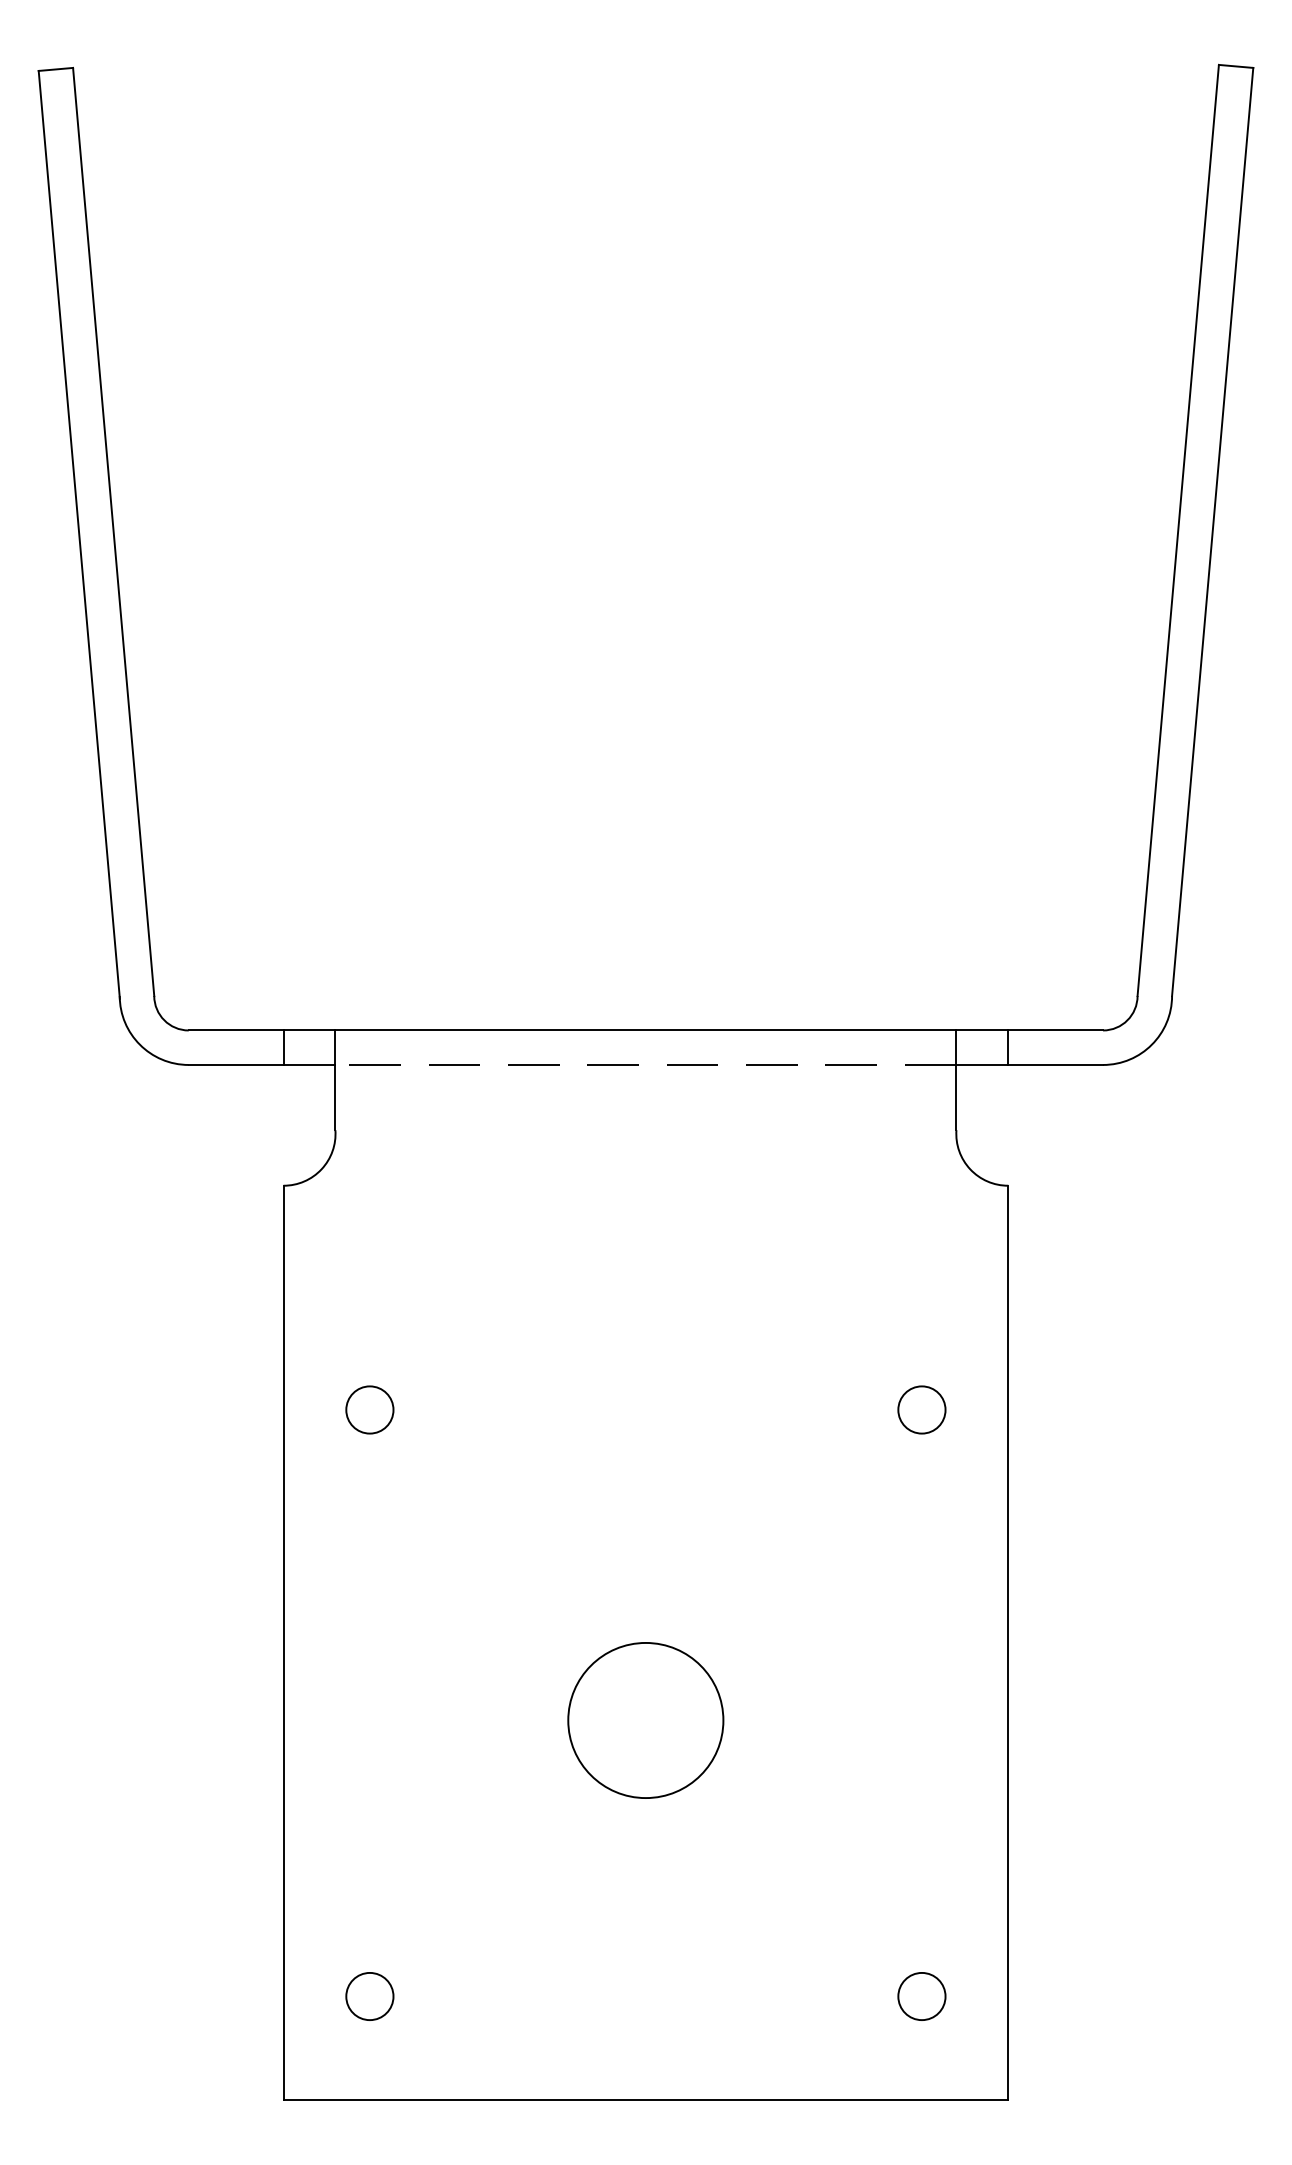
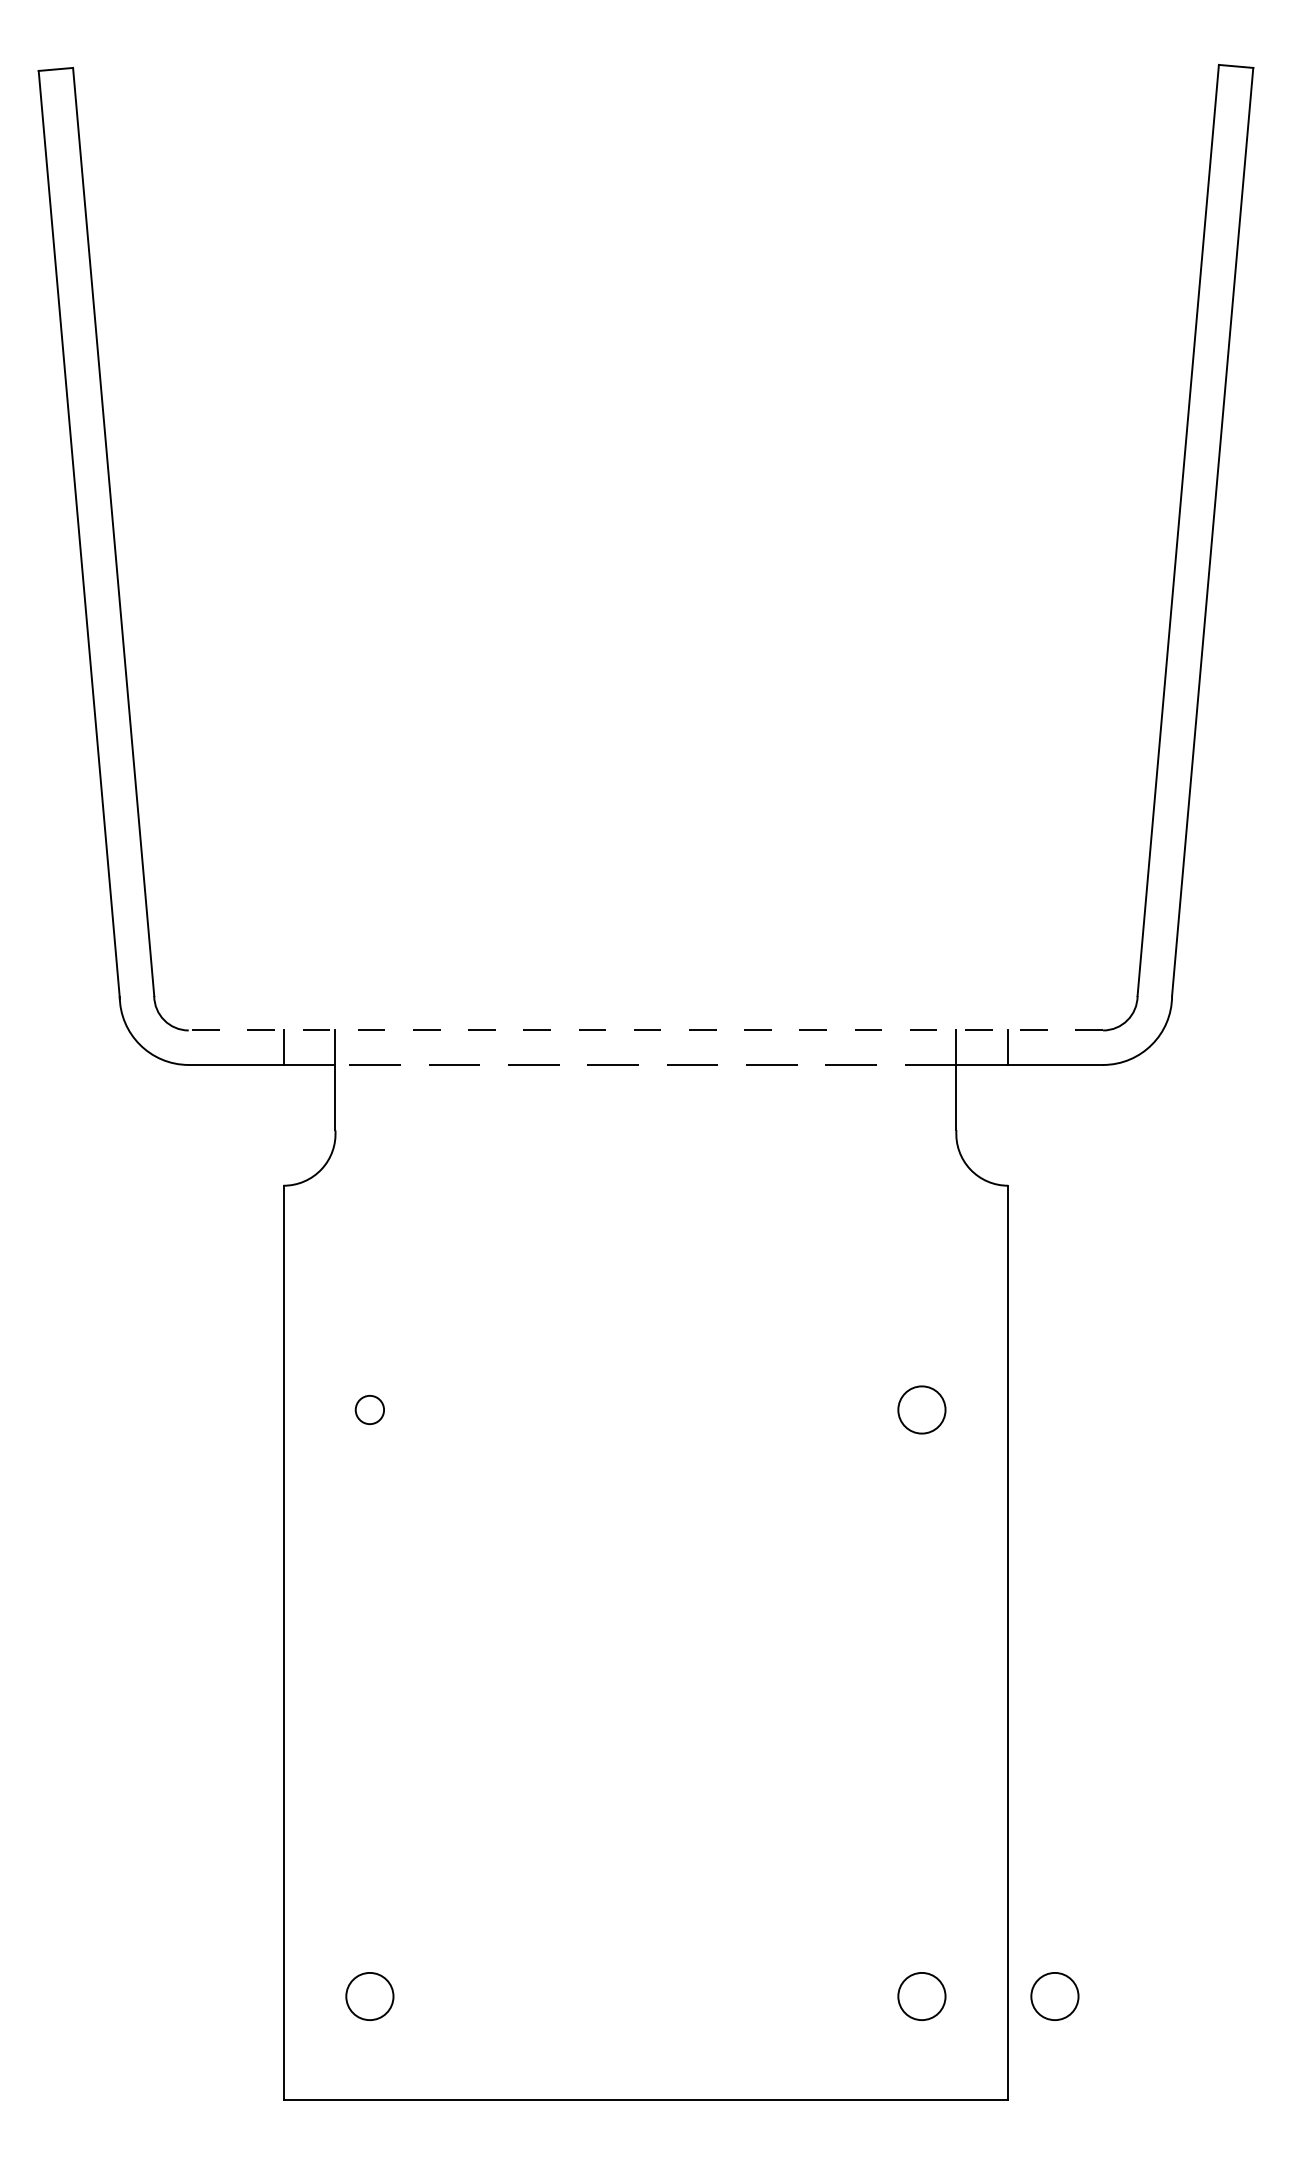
line: solid -> dashed (645, 1030)
circle diameter: 47 px -> 28 px (369, 1409)
circle: present -> none (645, 1720)
circle: none -> present (1054, 1996)
